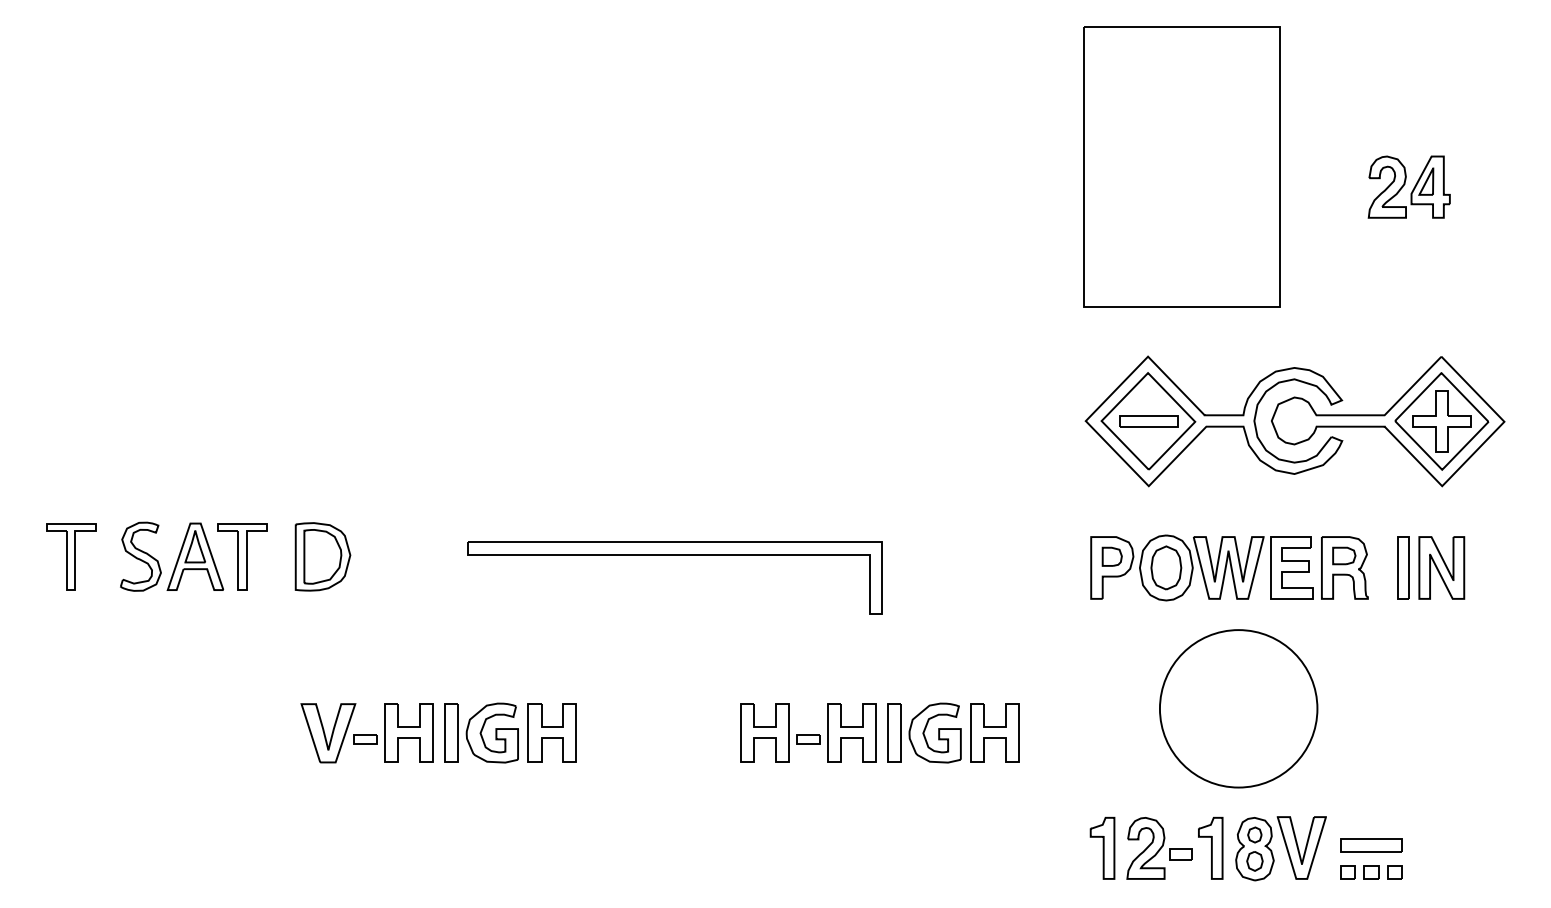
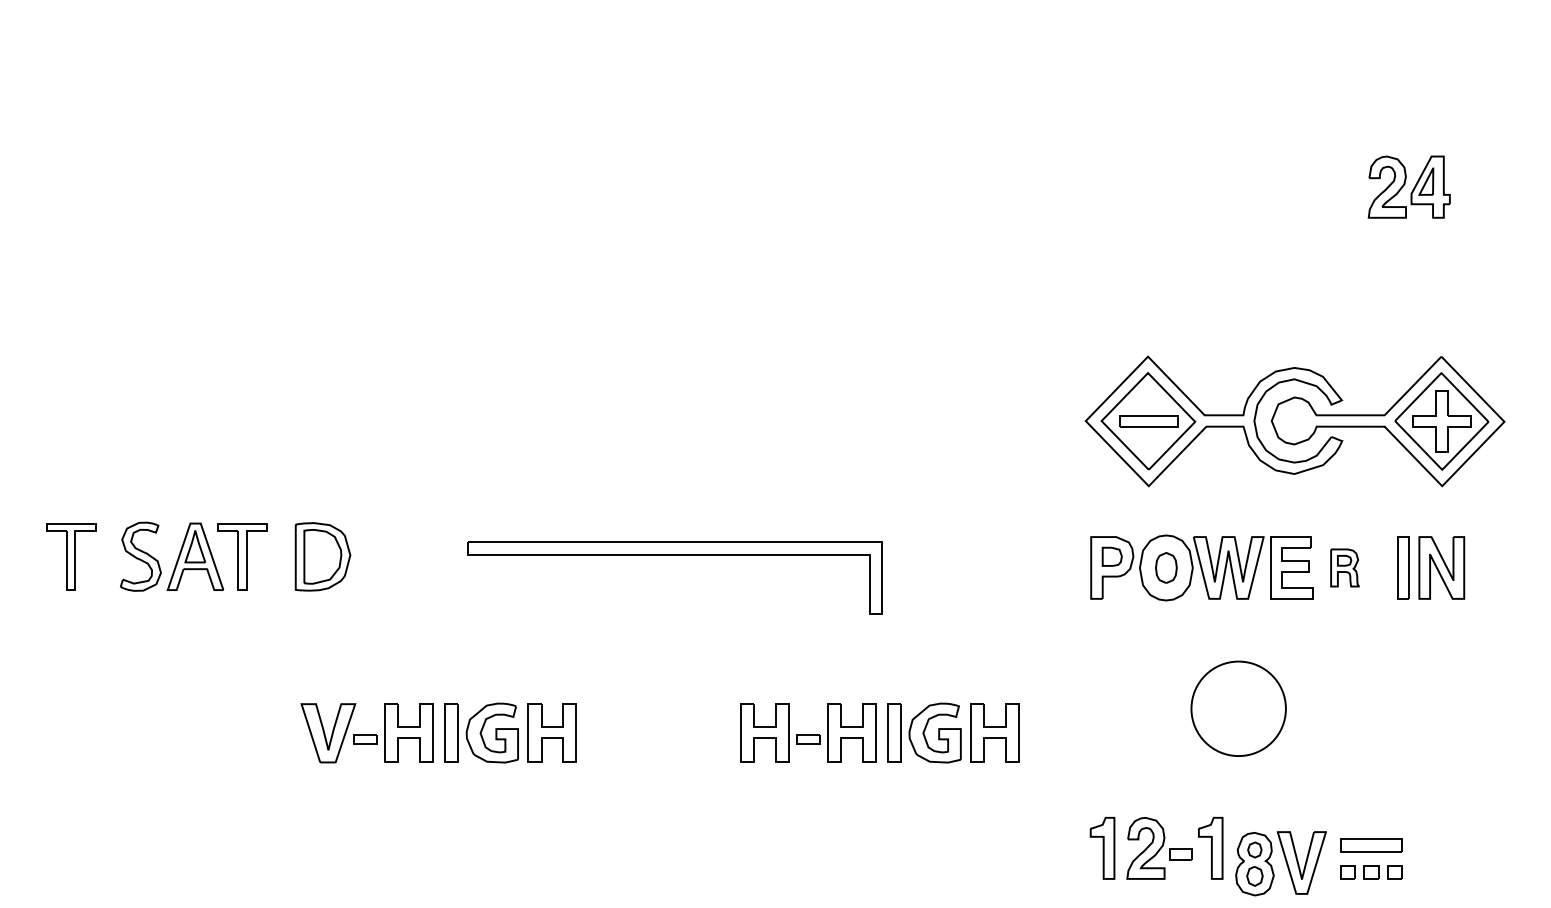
part: present -> none (1181, 166)
part size: 33x46 px -> 23x32 px (1166, 567)
part size: 48x64 px -> 30x40 px (1344, 567)
circle diameter: 157 px -> 94 px (1238, 708)
part position: (1280, 848) -> (1280, 863) (1280, 863)
